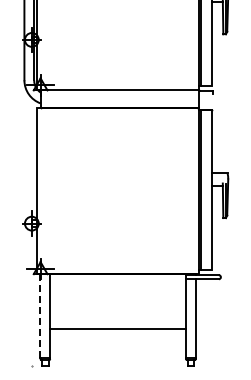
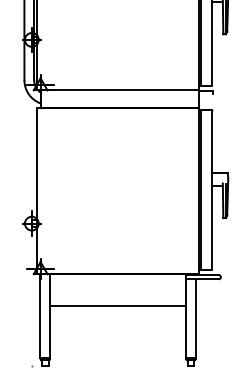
line: dashed -> solid (40, 315)
line position: (118, 328) -> (118, 305) (118, 305)
